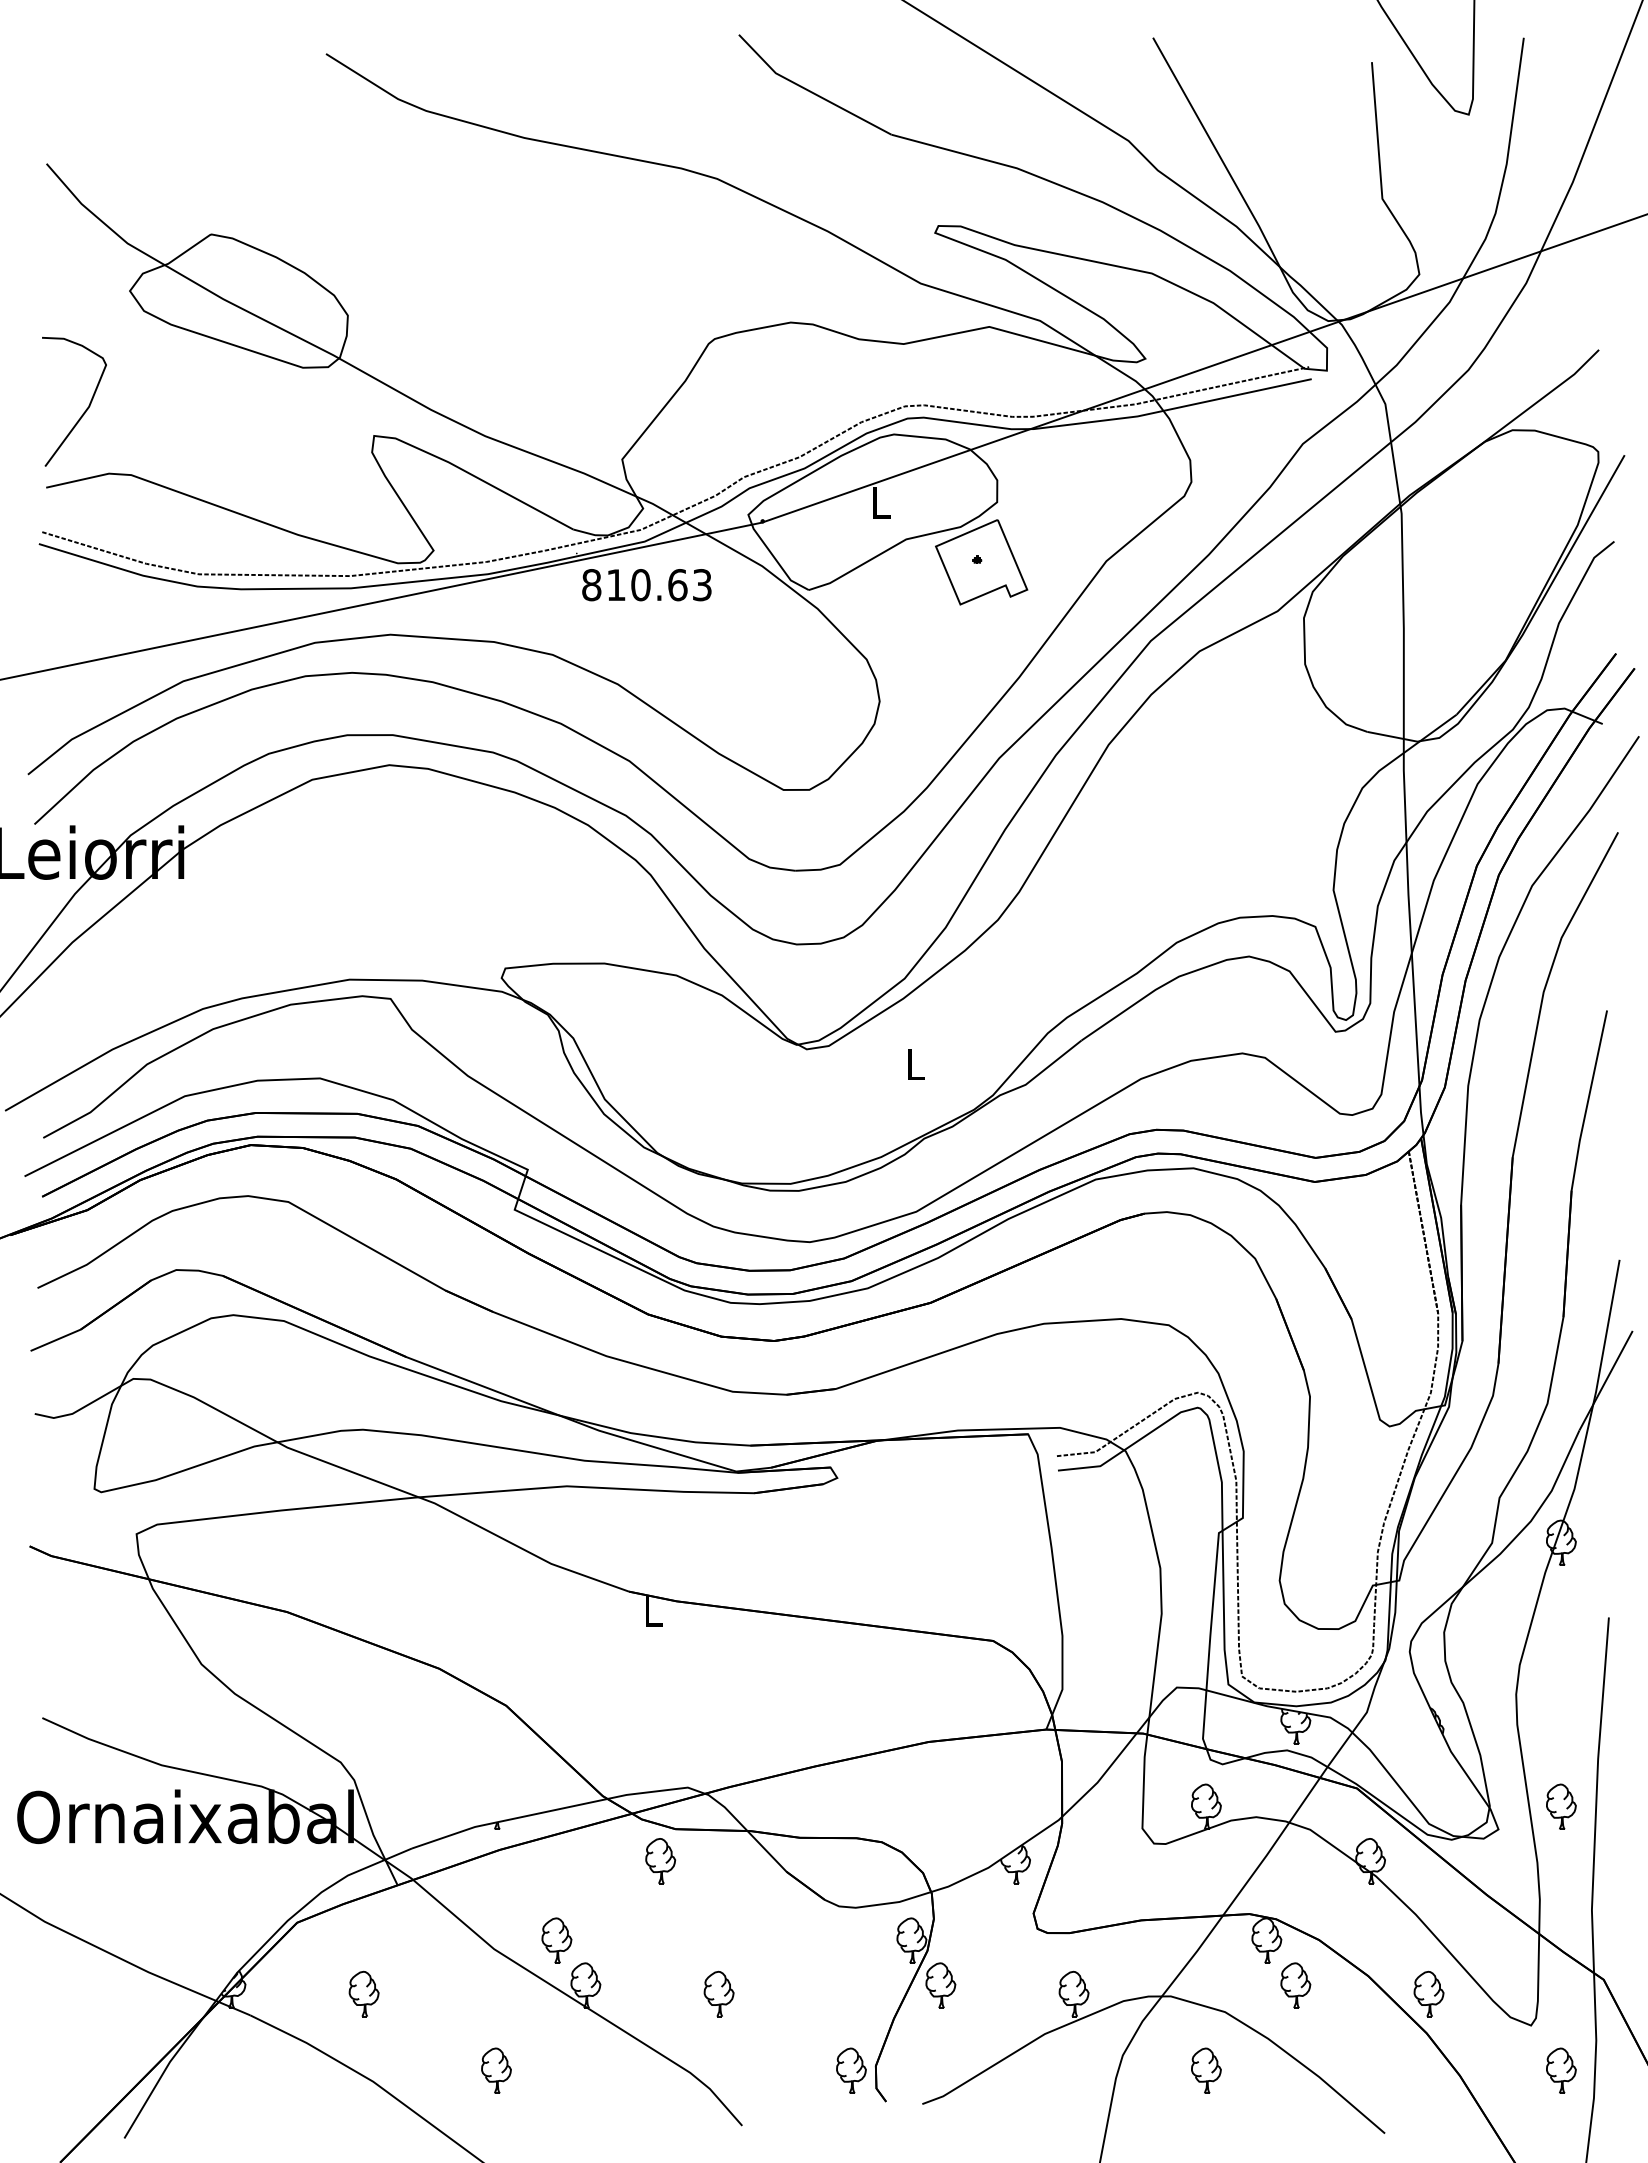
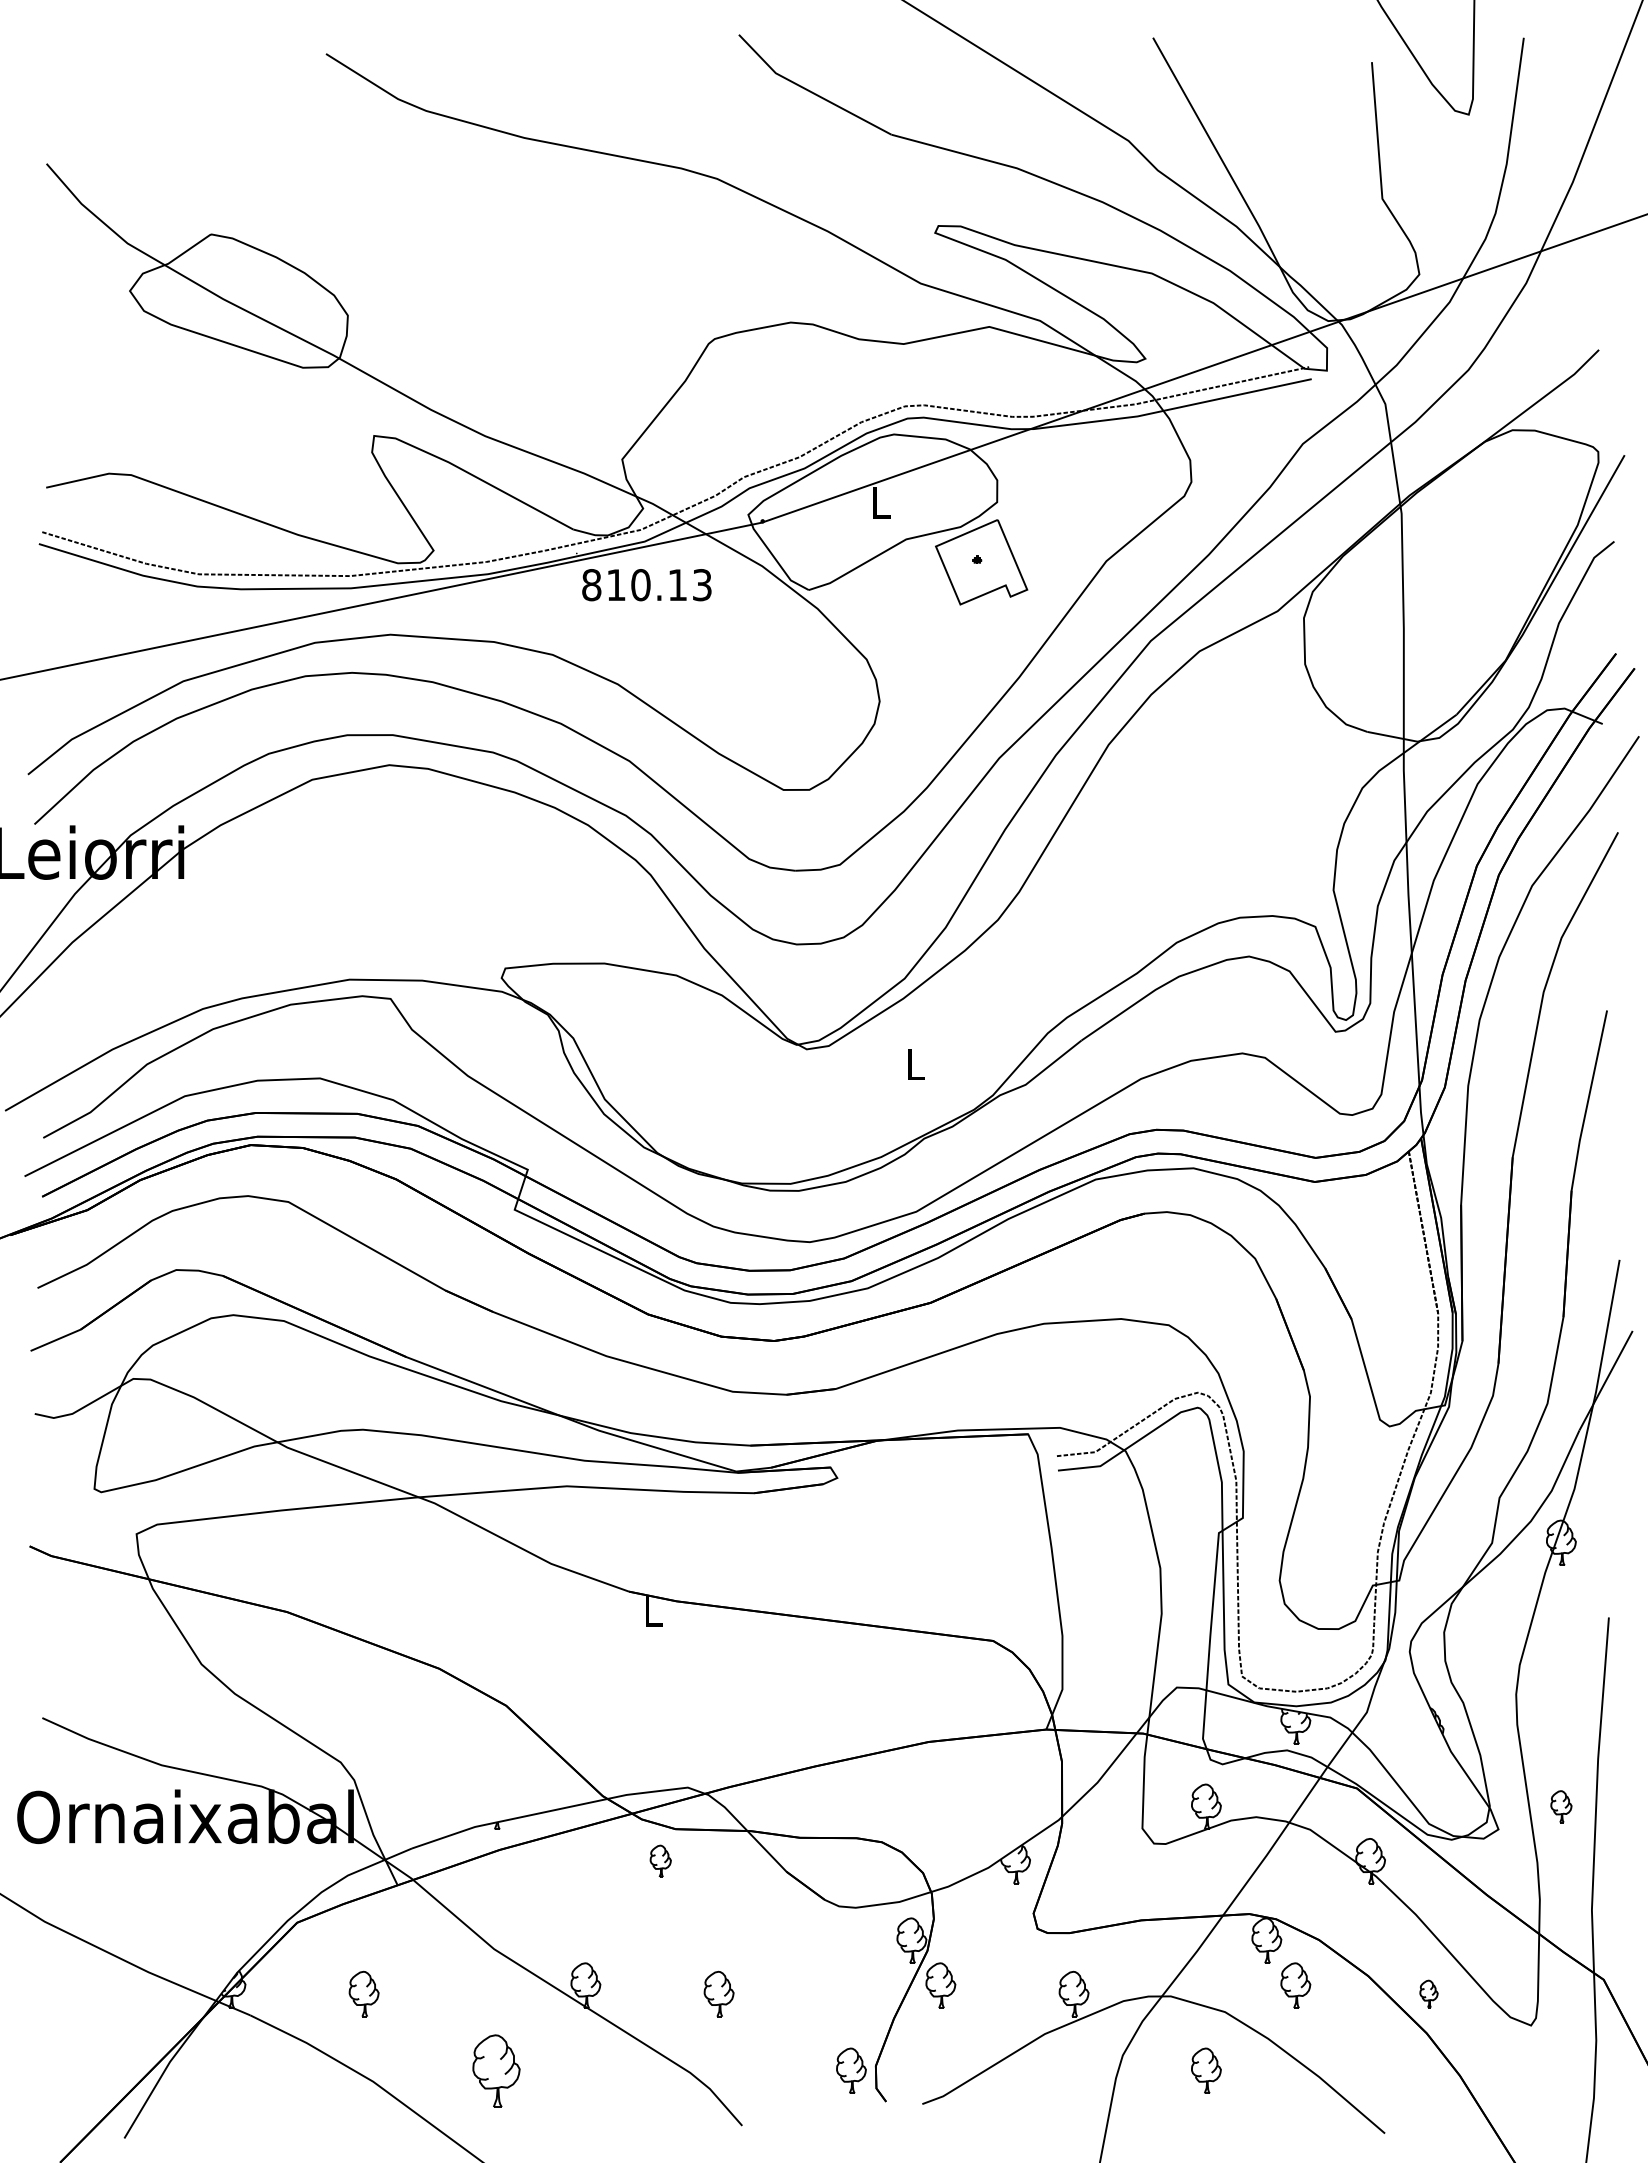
curve: present -> none (85, 409)
text: 810.63 -> 810.13 (677, 585)
part size: 31x47 px -> 23x34 px (1561, 1806)
part size: 32x47 px -> 23x34 px (660, 1860)
part: present -> none (556, 1940)
part size: 32x48 px -> 20x30 px (1428, 1993)
part size: 31x47 px -> 49x74 px (496, 2070)
part: present -> none (1561, 2070)
